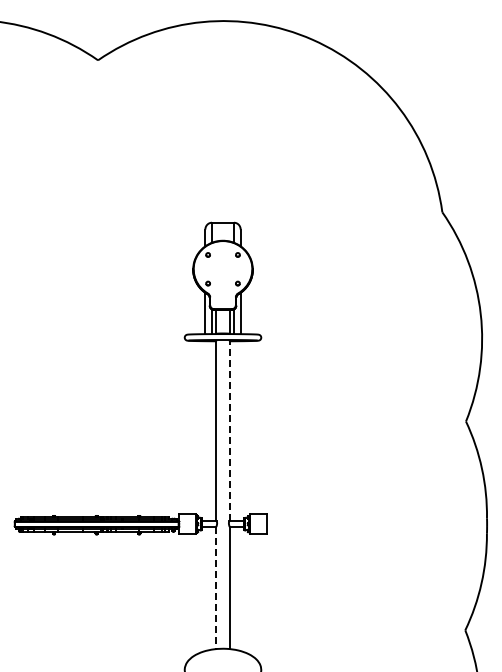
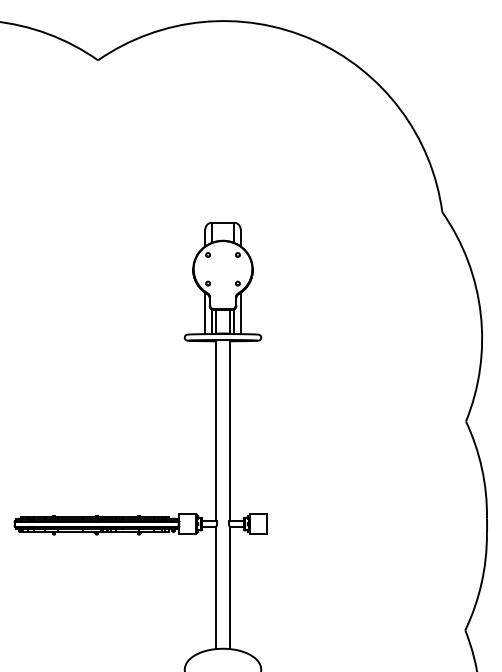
line: dashed -> solid (229, 431)
line: dashed -> solid (216, 588)
